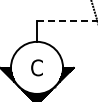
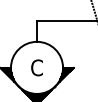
line: dashed -> solid (67, 21)
